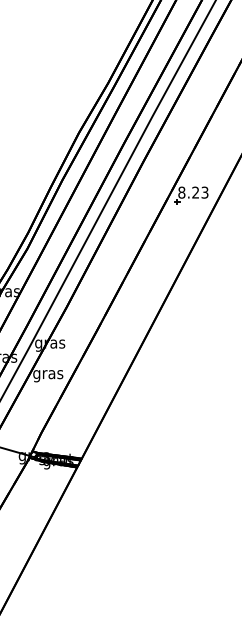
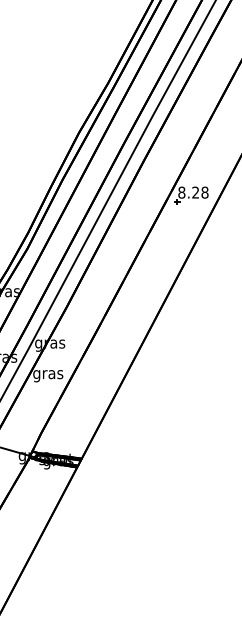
text: 8.23 -> 8.28 (204, 192)
